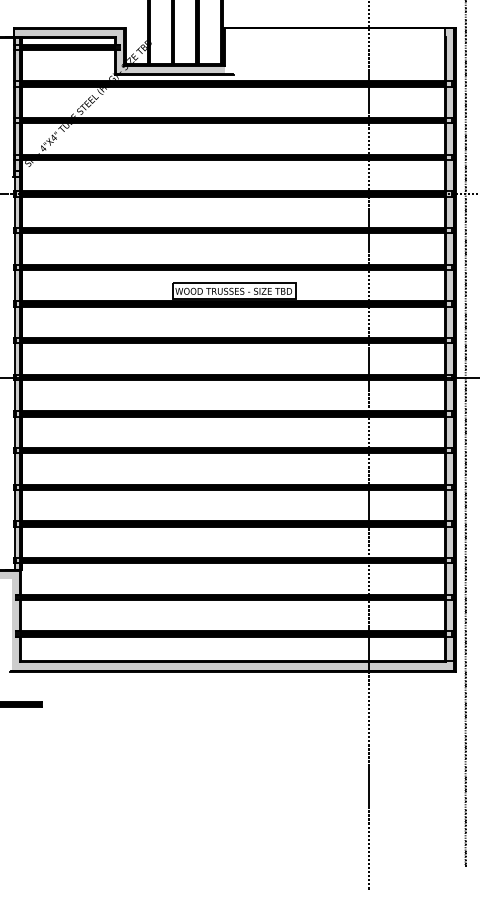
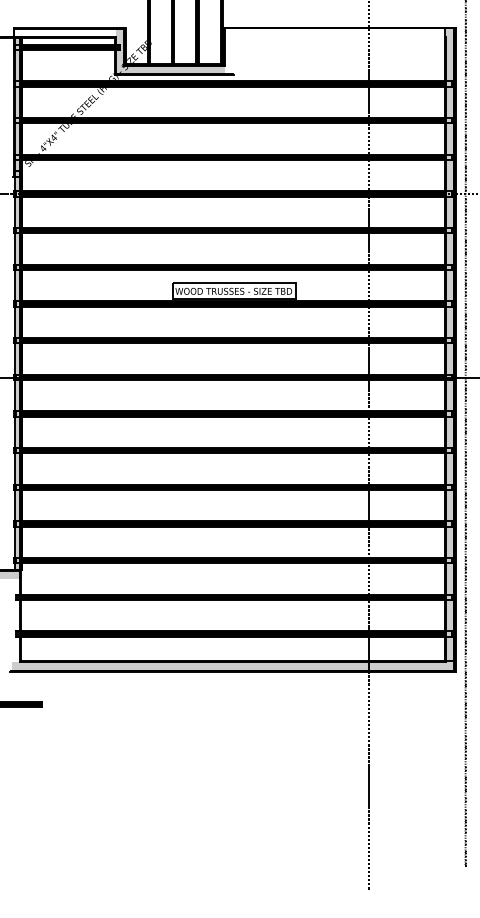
fill: present -> none (64, 33)
fill: present -> none (15, 620)
